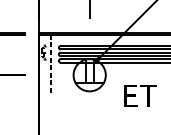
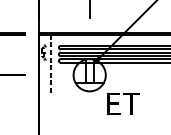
text position: (140, 95) -> (123, 103) (123, 103)
